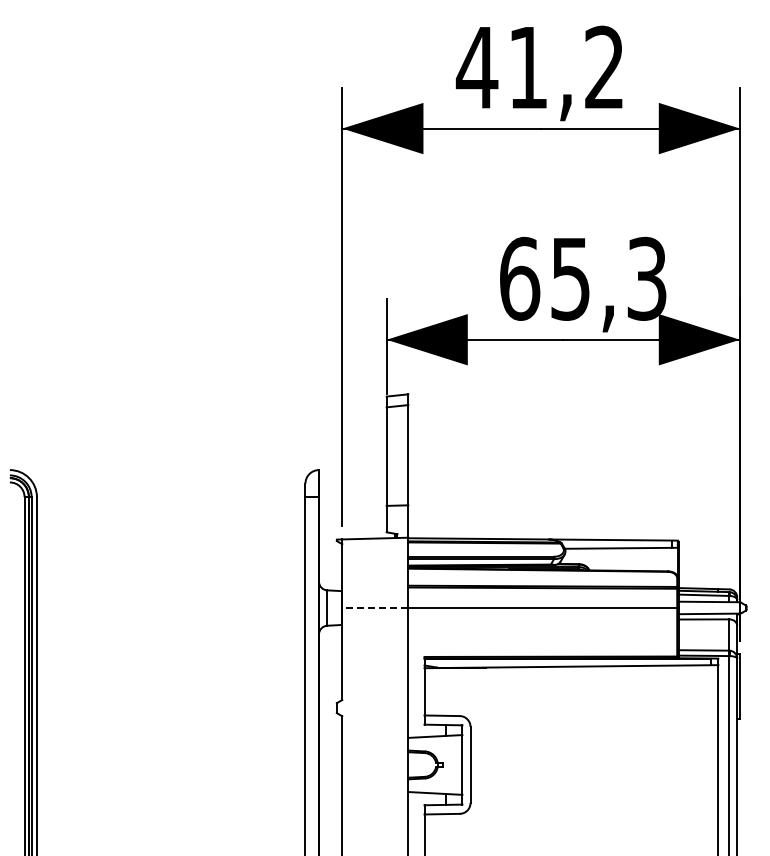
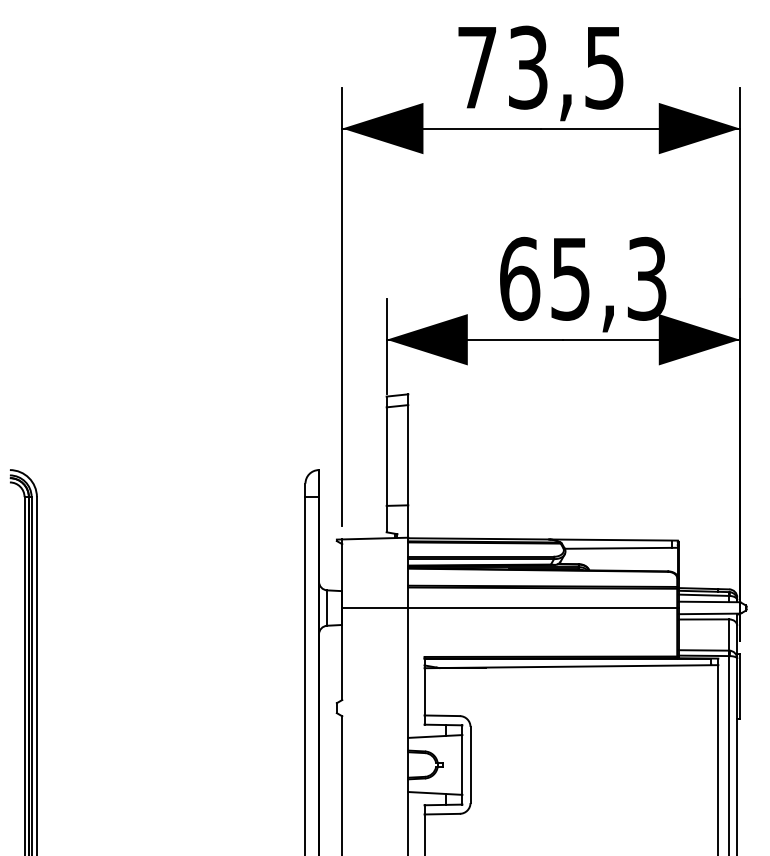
text: 41,2 -> 73,5 (539, 67)
line: dashed -> solid (374, 608)
